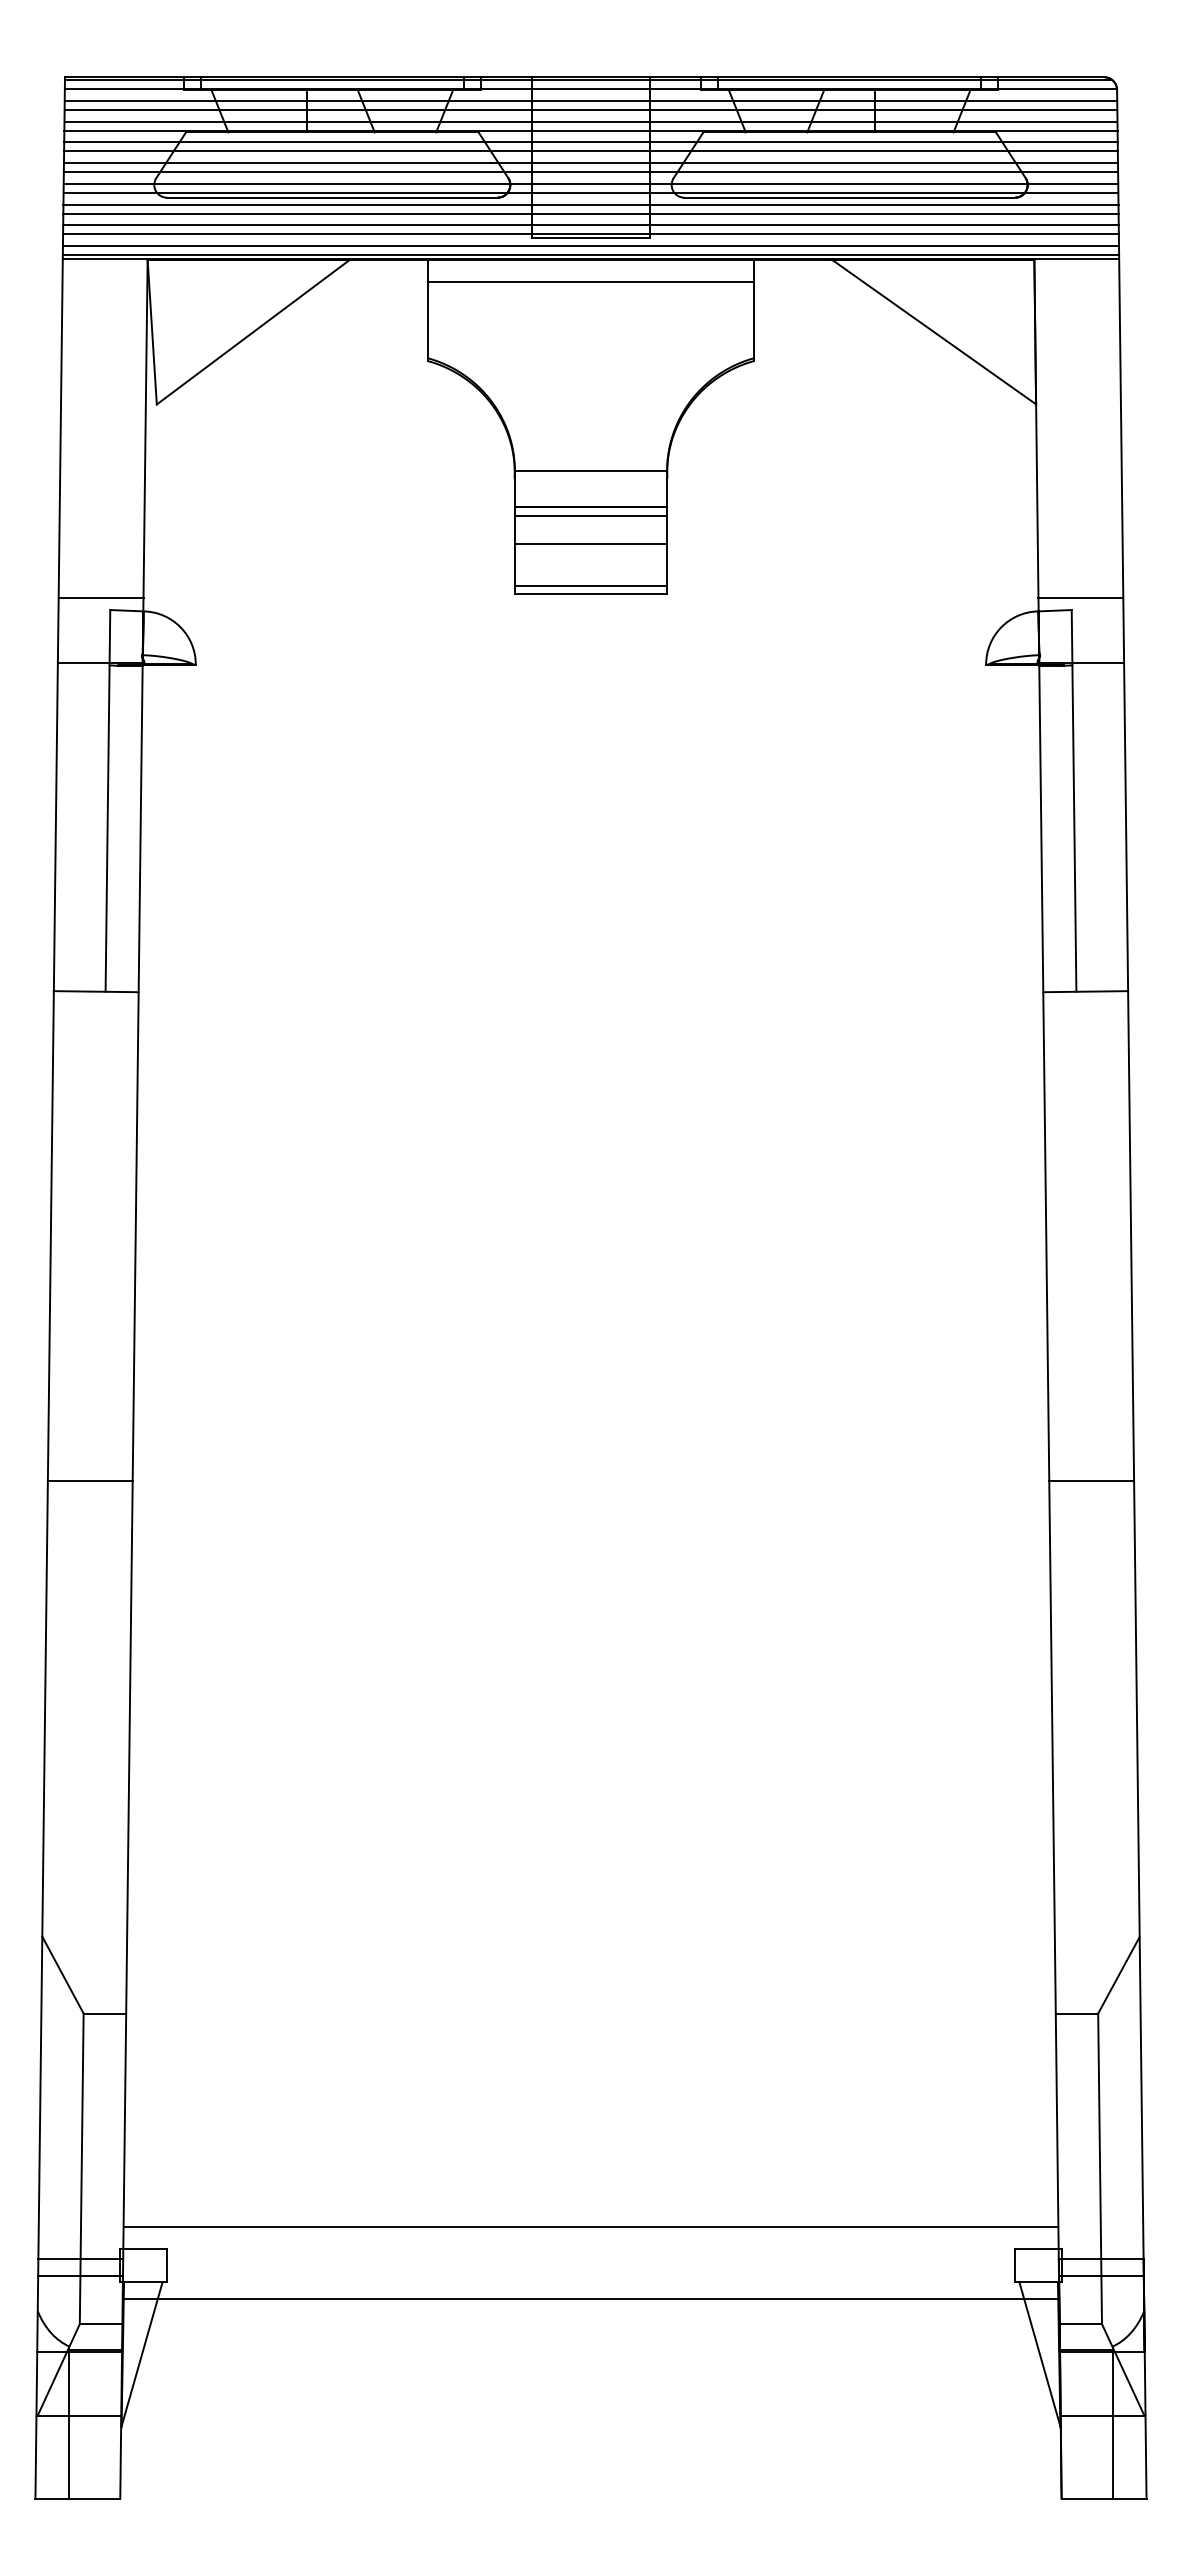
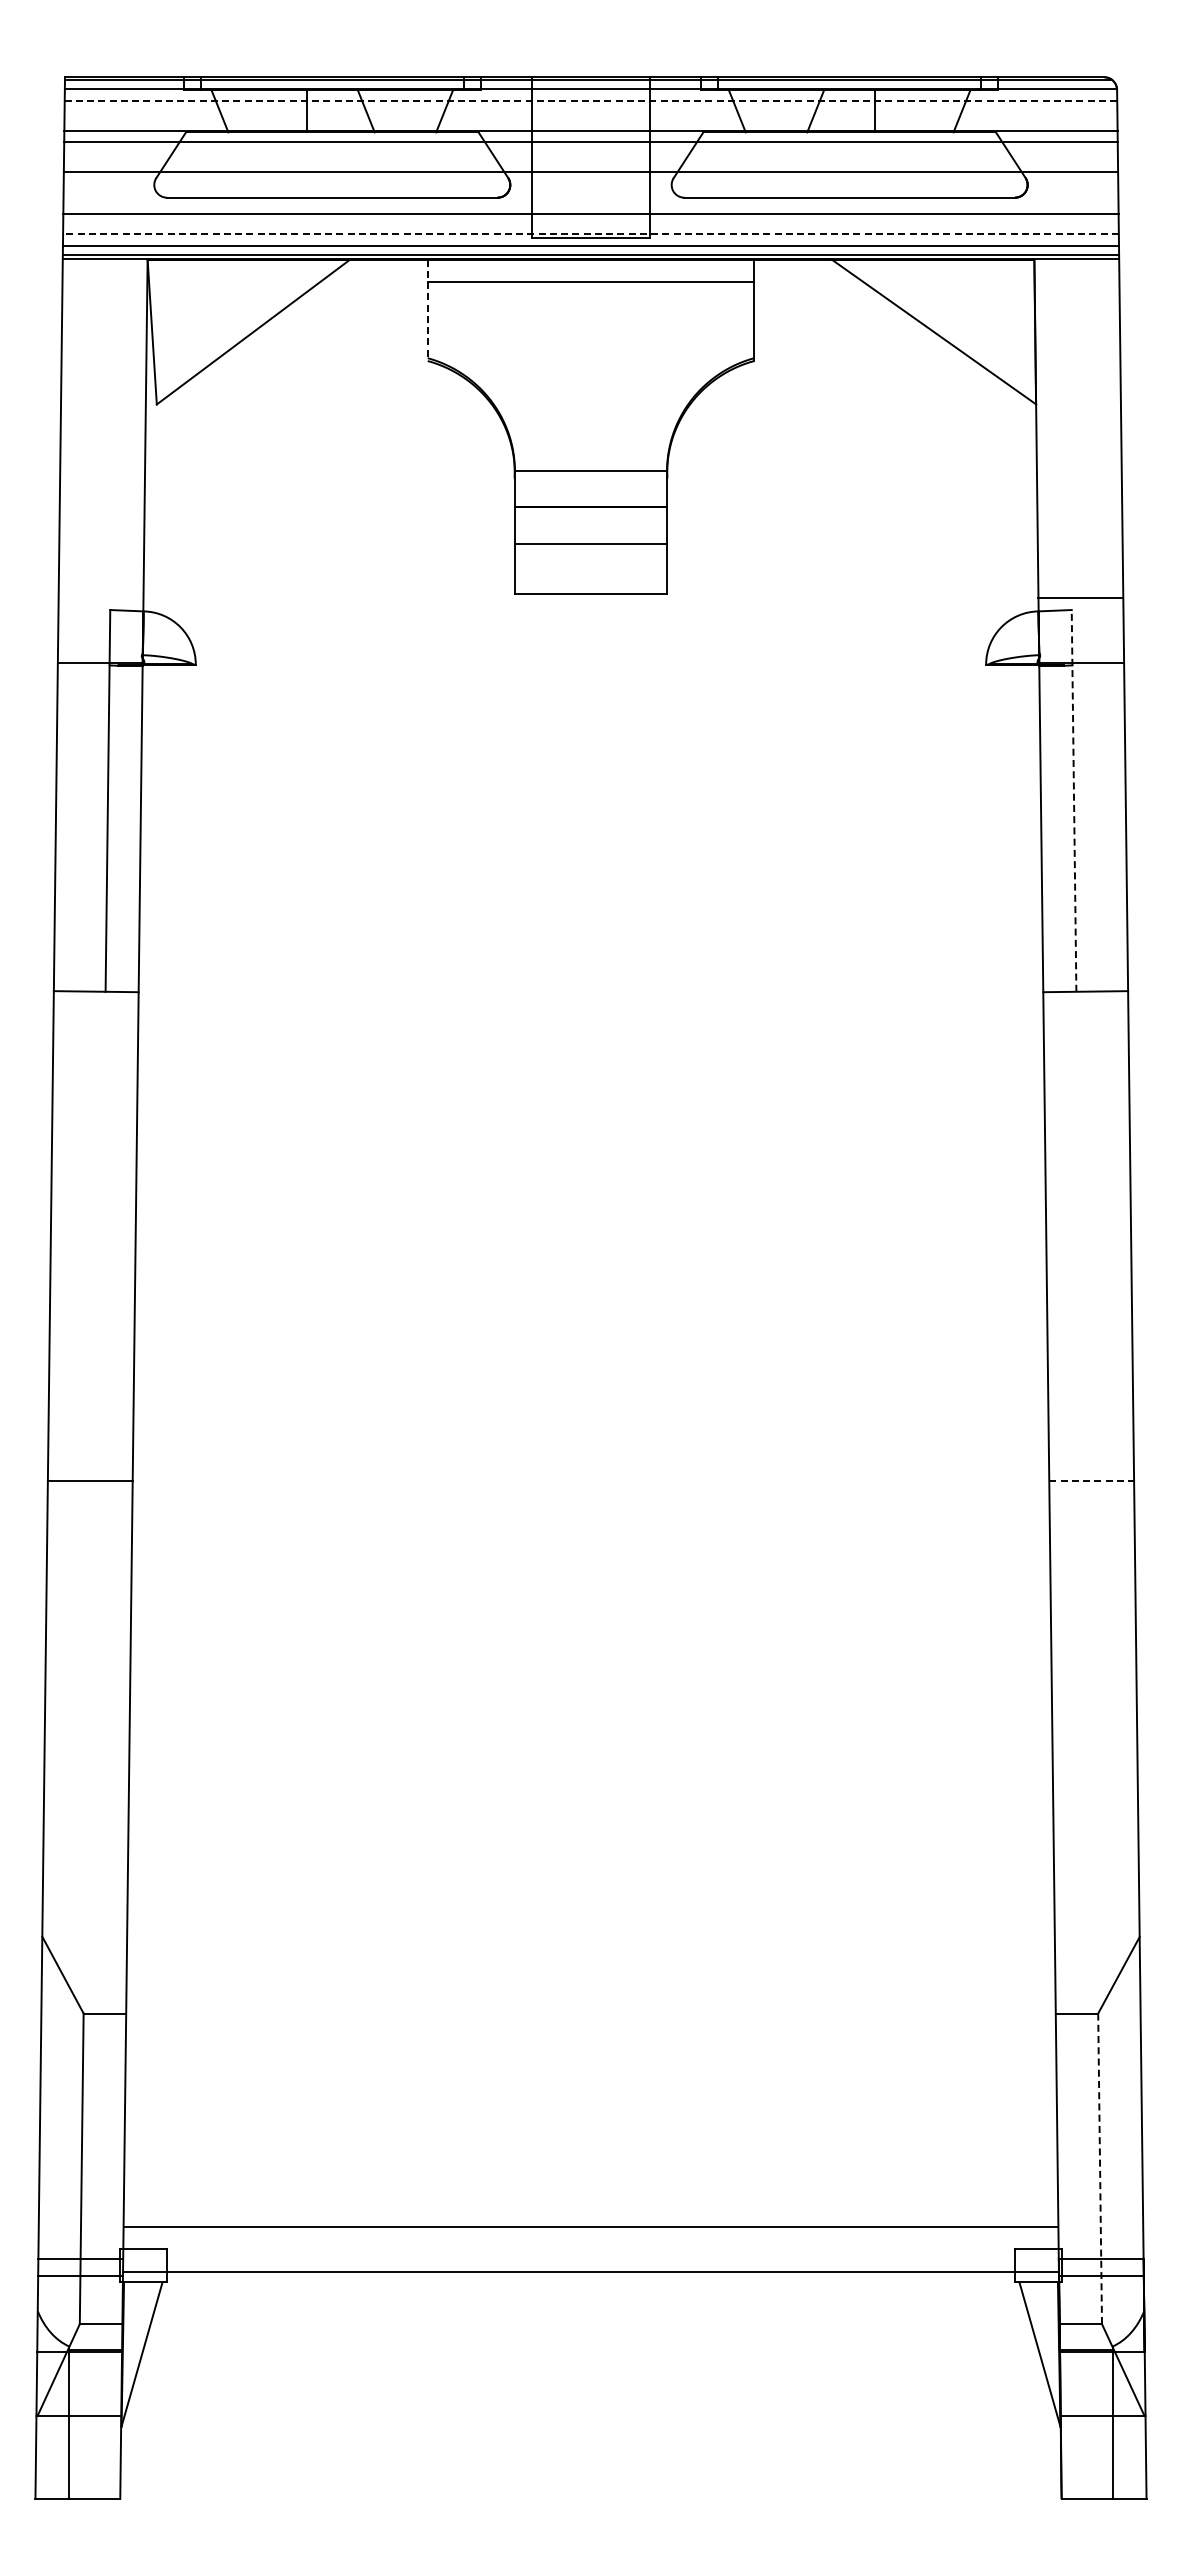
line: solid -> dashed (591, 100)
line: present -> none (590, 109)
line: present -> none (590, 121)
line: present -> none (590, 151)
line: present -> none (590, 163)
line: present -> none (590, 183)
line: present -> none (590, 192)
line: present -> none (590, 204)
line: present -> none (590, 225)
line: solid -> dashed (591, 234)
line: solid -> dashed (427, 310)
line: present -> none (590, 515)
line: present -> none (590, 585)
line: present -> none (100, 597)
line: solid -> dashed (1074, 800)
line: solid -> dashed (1092, 1481)
line: solid -> dashed (1100, 2169)
line position: (590, 2299) -> (590, 2272) (590, 2272)
